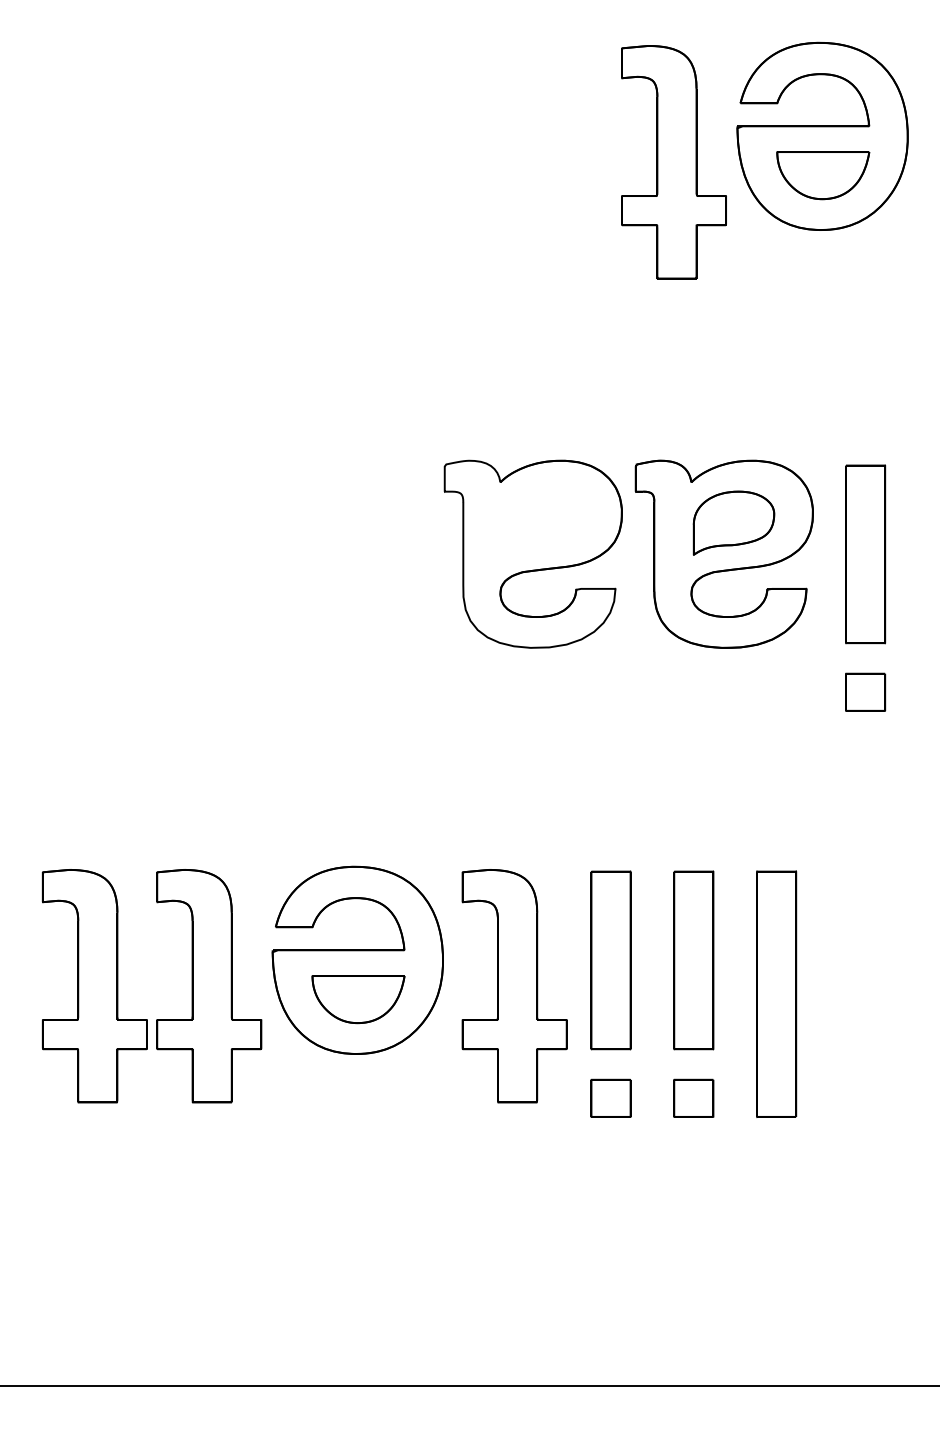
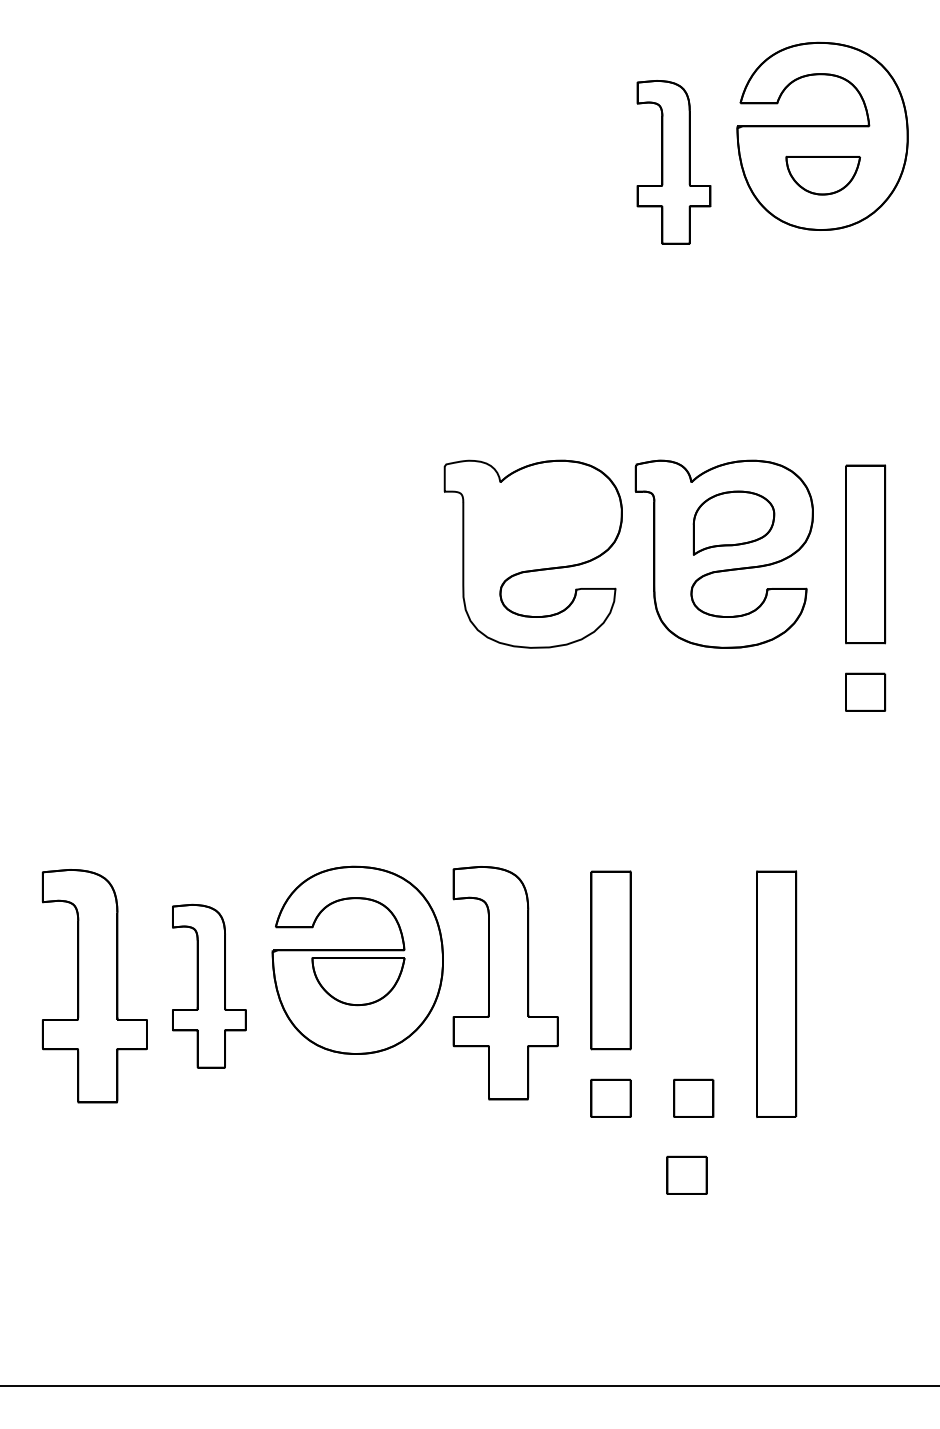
part size: 106x235 px -> 76x165 px (673, 162)
part size: 95x50 px -> 76x41 px (822, 175)
part: present -> none (693, 960)
part size: 107x235 px -> 75x166 px (209, 985)
part position: (514, 986) -> (505, 983) (505, 983)
part position: (358, 999) -> (358, 981) (358, 981)
part: none -> present (686, 1174)
